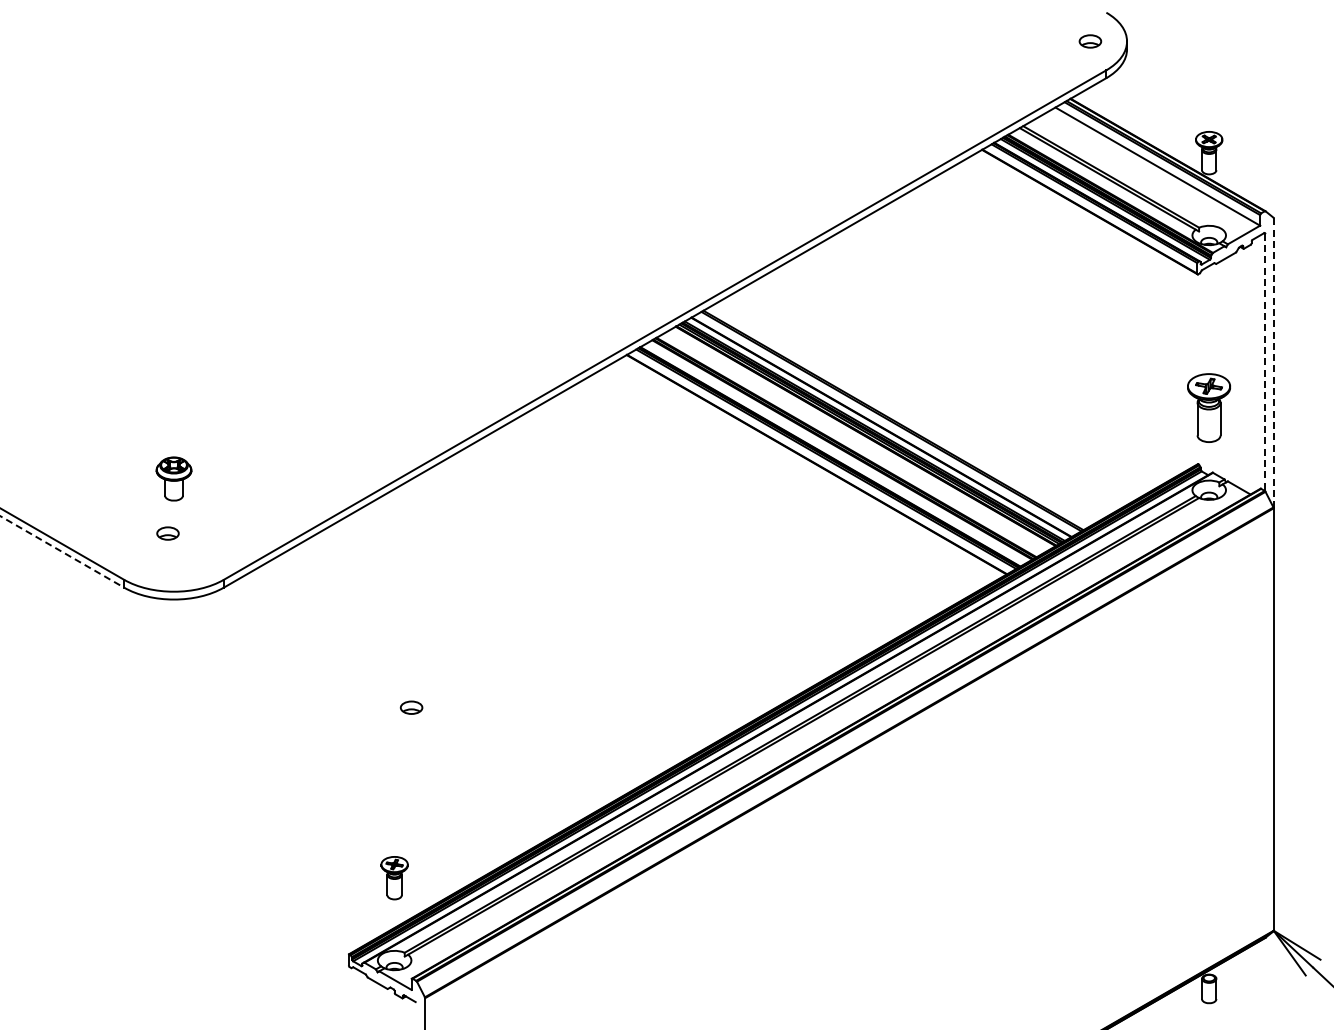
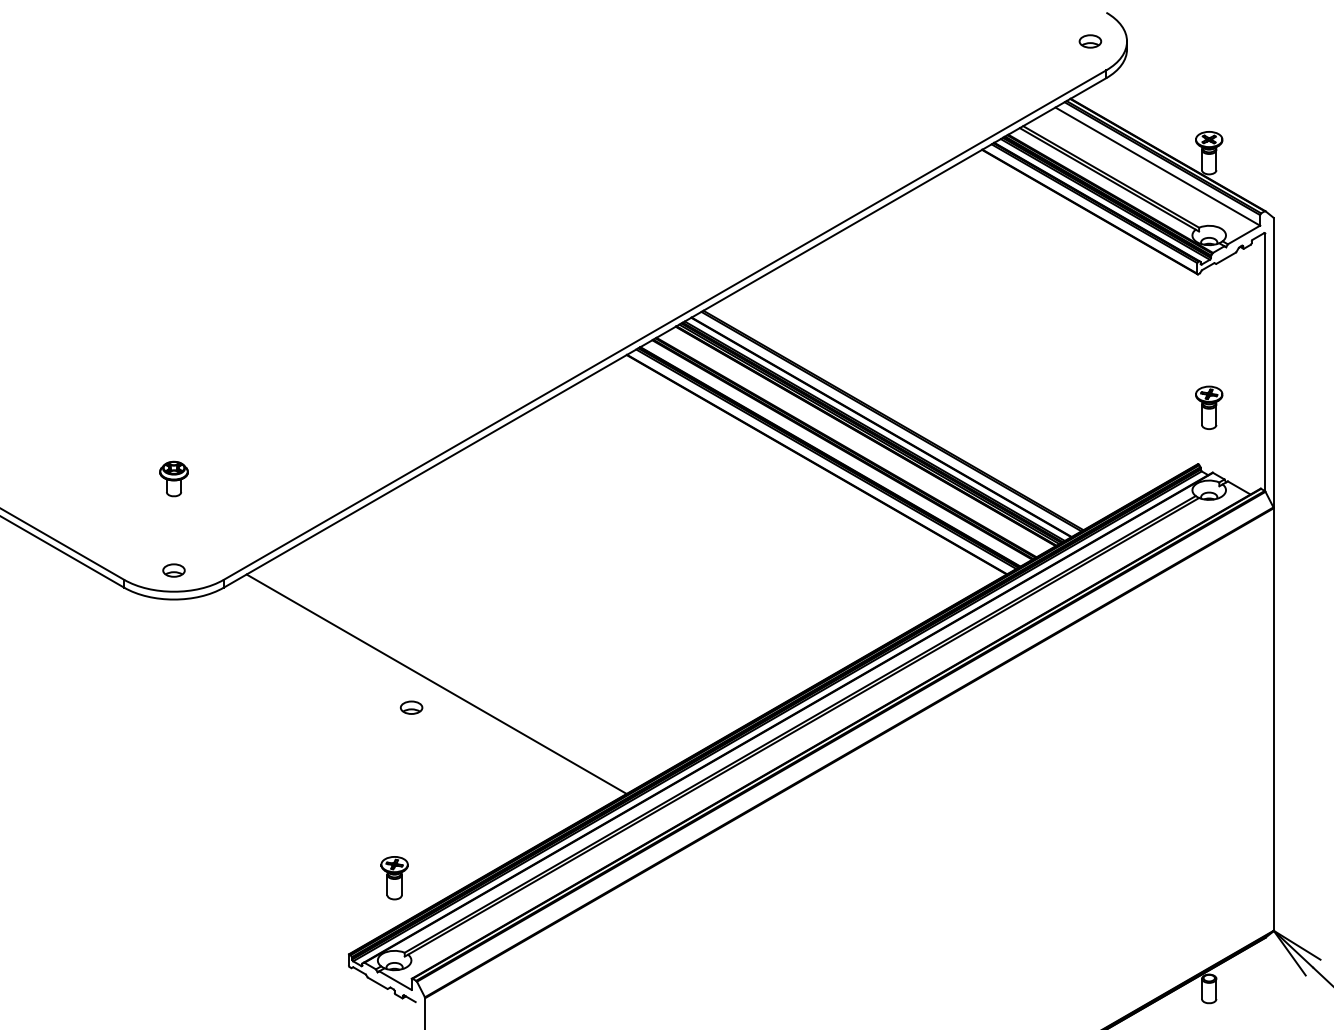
line: dashed -> solid (1265, 362)
line: dashed -> solid (1273, 362)
part size: 45x70 px -> 29x45 px (1209, 407)
part size: 38x46 px -> 30x38 px (173, 478)
part position: (167, 533) -> (173, 570) (173, 570)
line: dashed -> solid (62, 552)
line: none -> present (436, 683)
